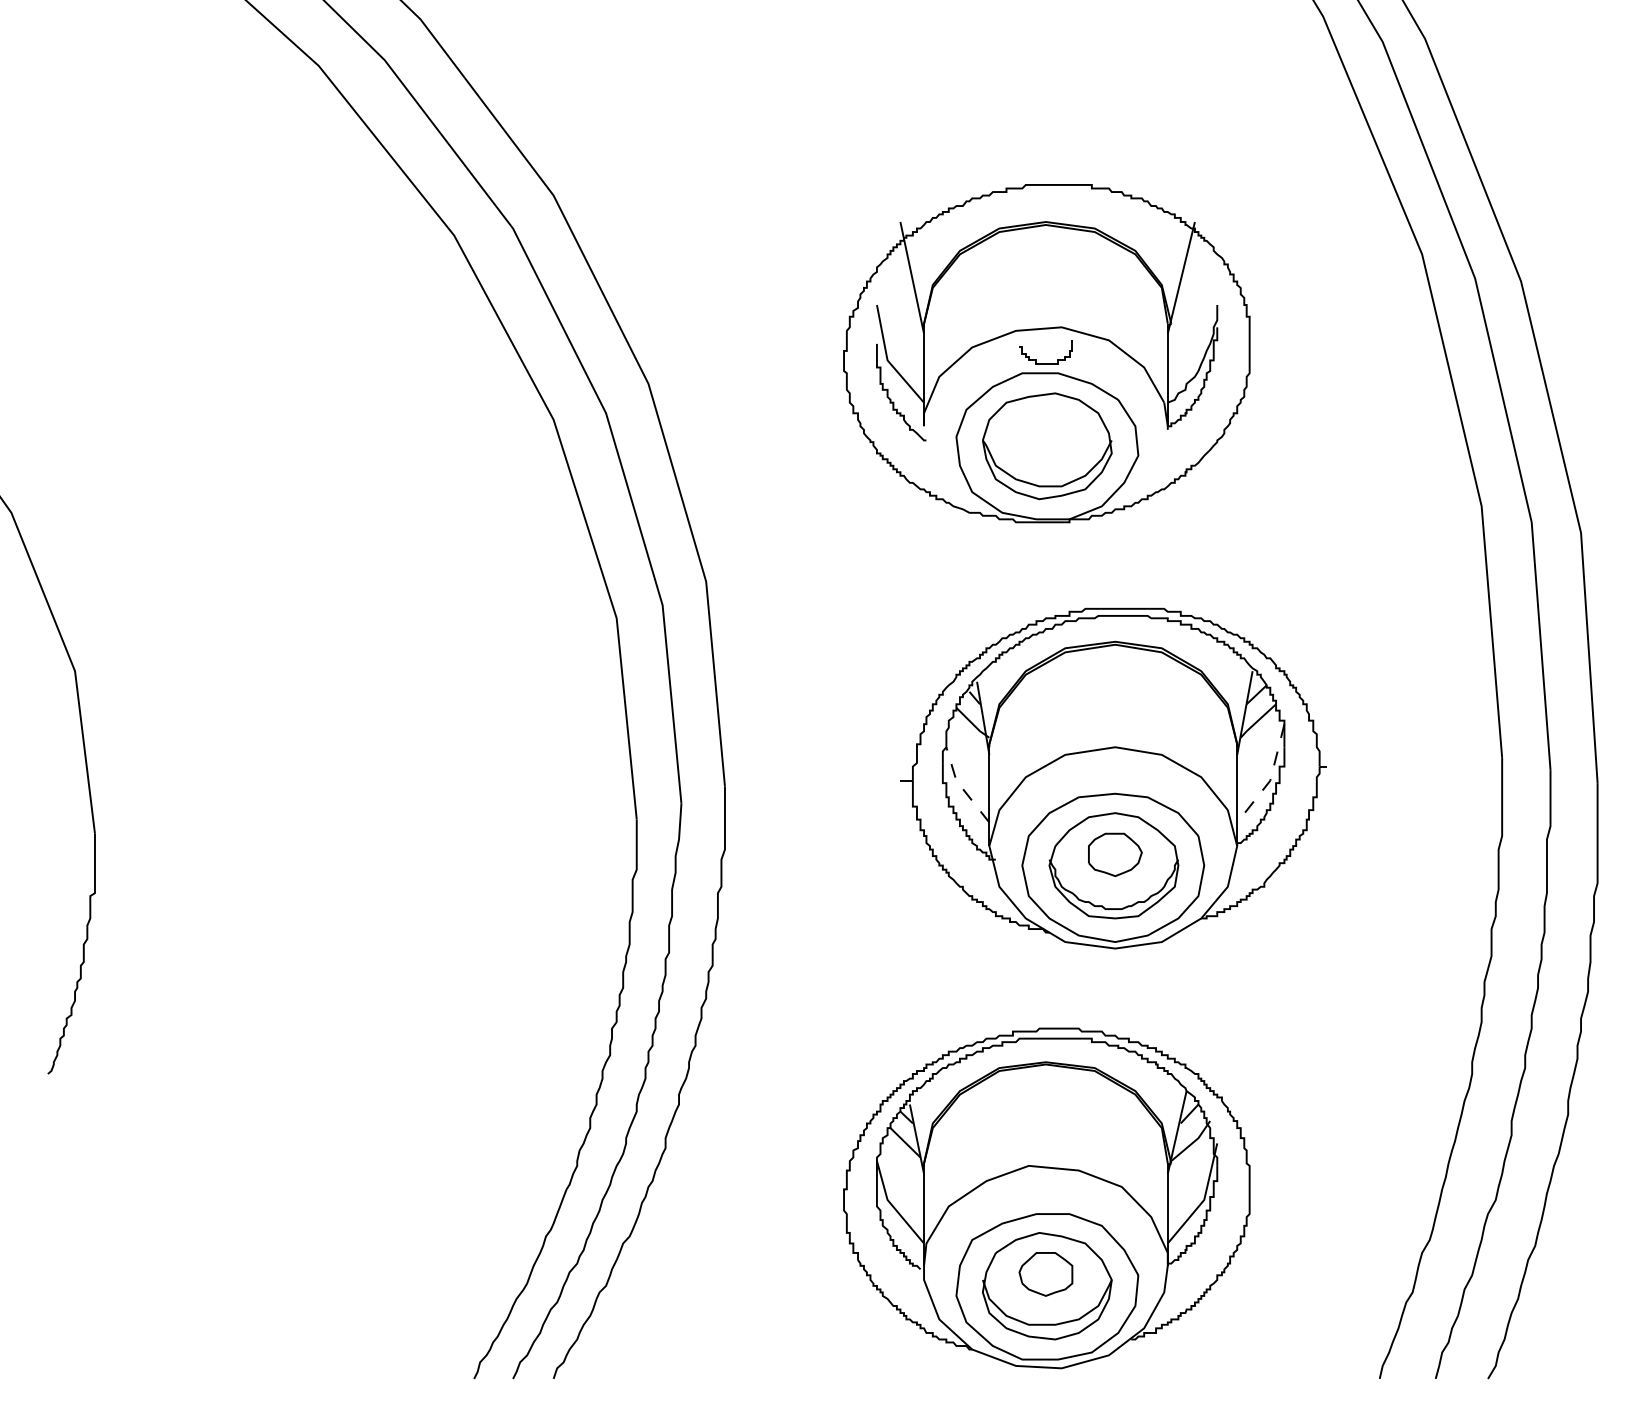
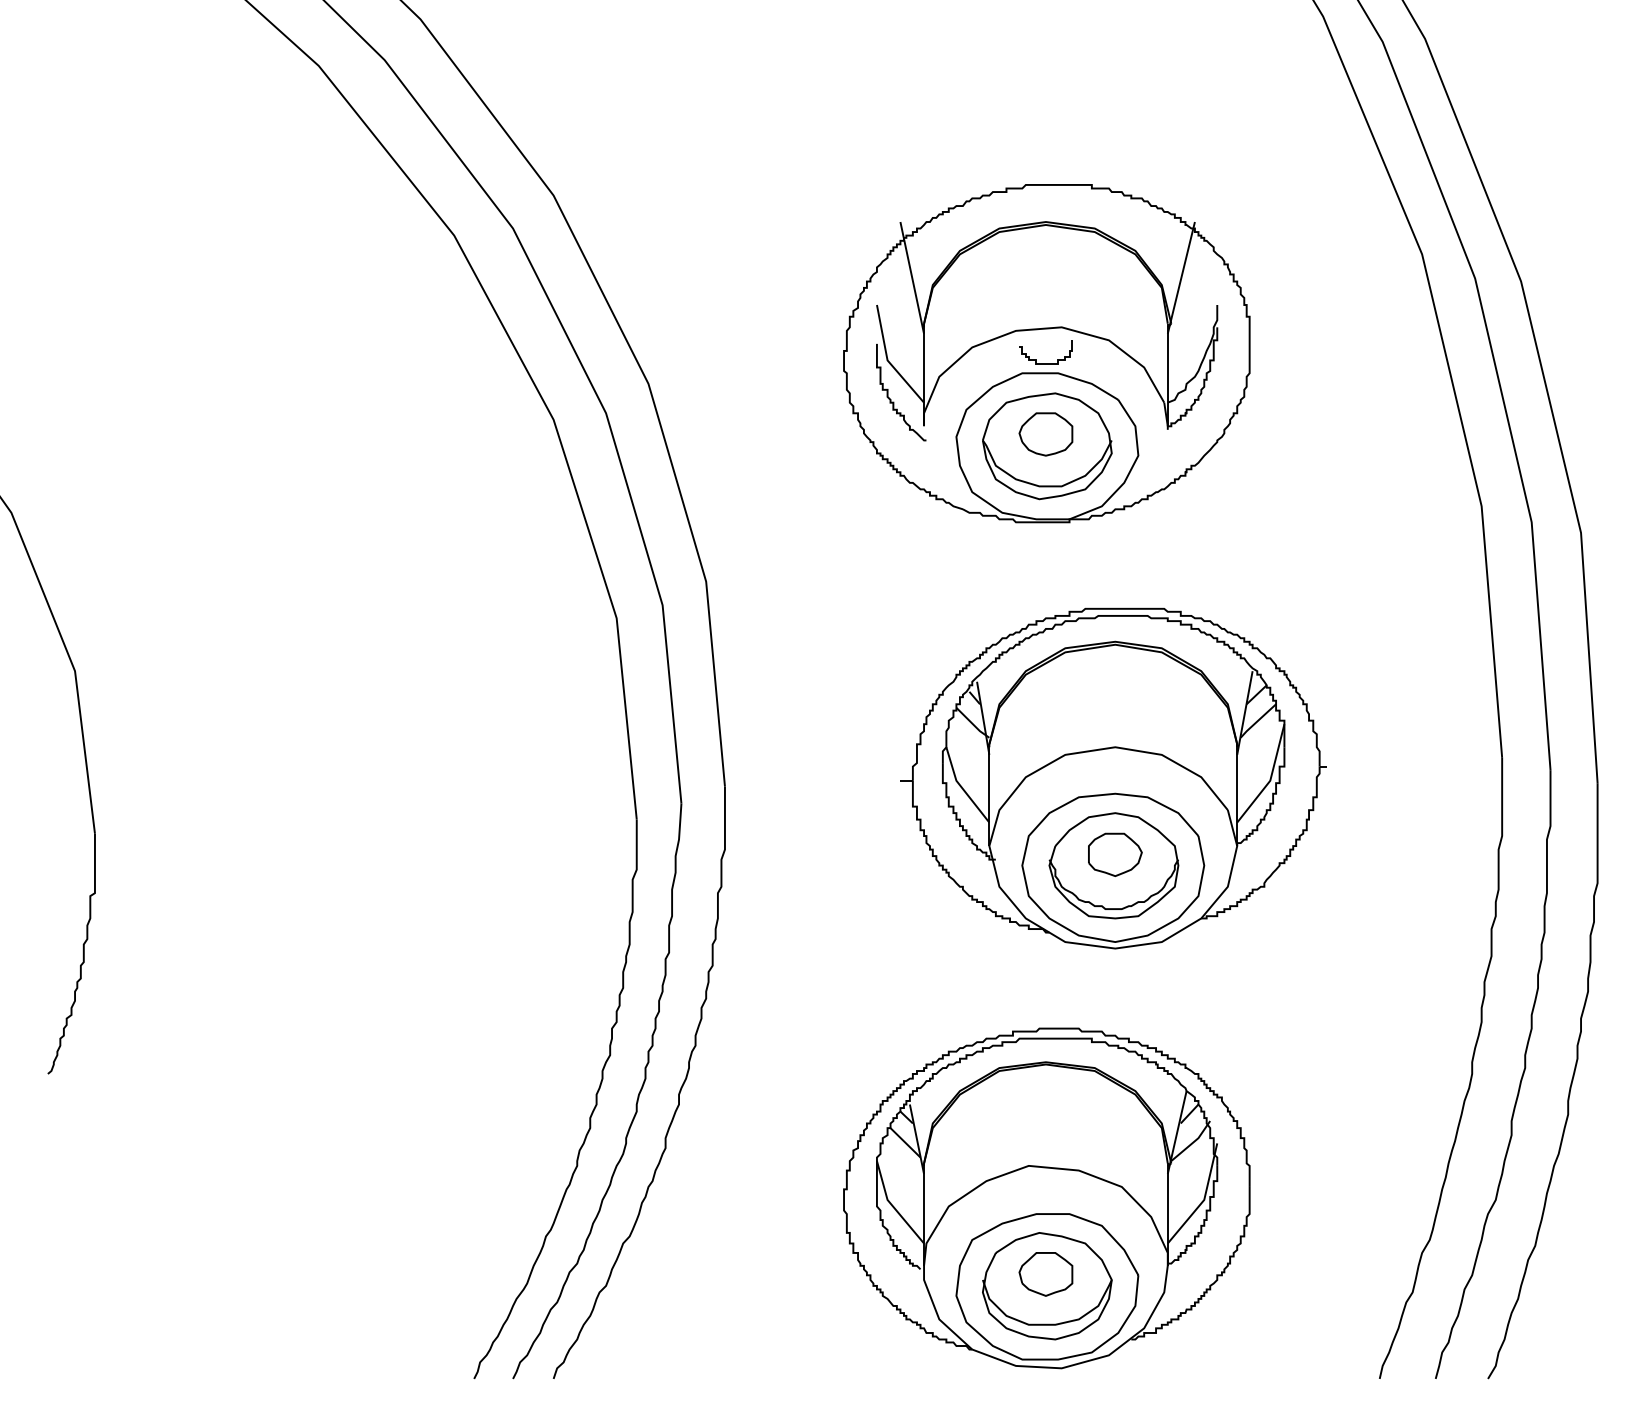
part: none -> present (1045, 434)
line: dashed -> solid (1270, 778)
line: dashed -> solid (961, 787)
